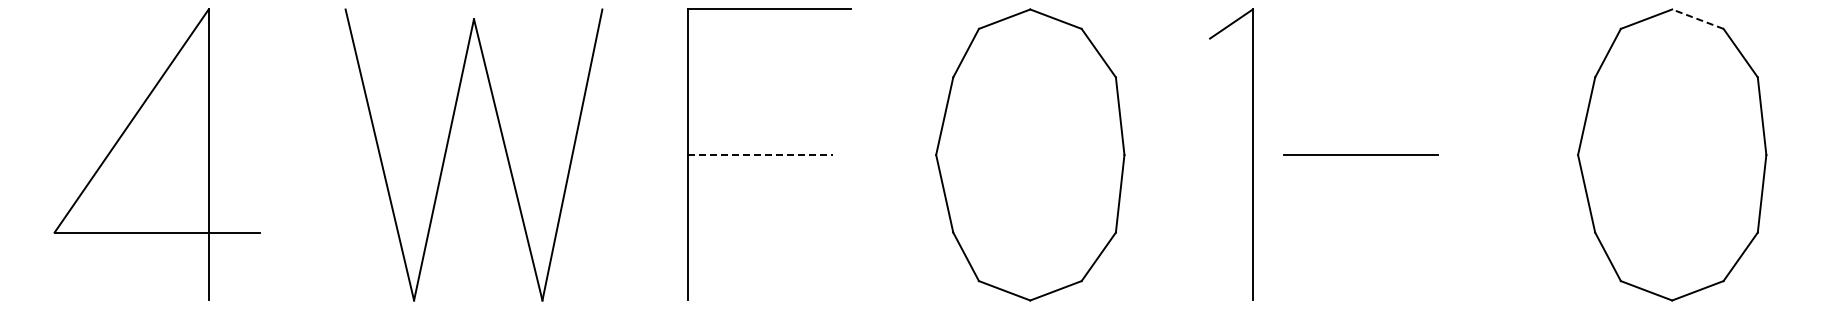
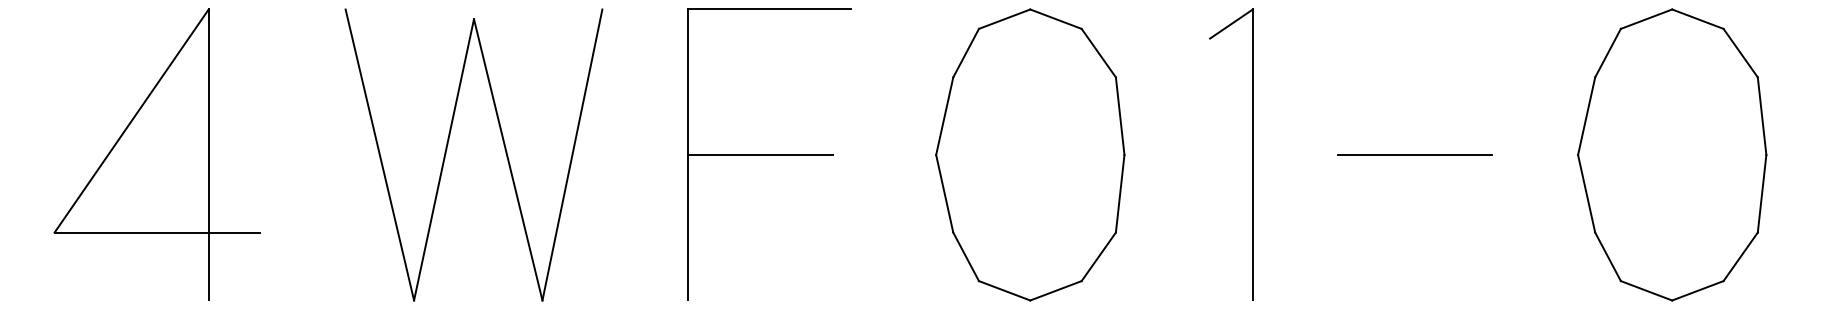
line: dashed -> solid (1697, 19)
line position: (1360, 154) -> (1414, 154) (1414, 154)
line: dashed -> solid (760, 155)
